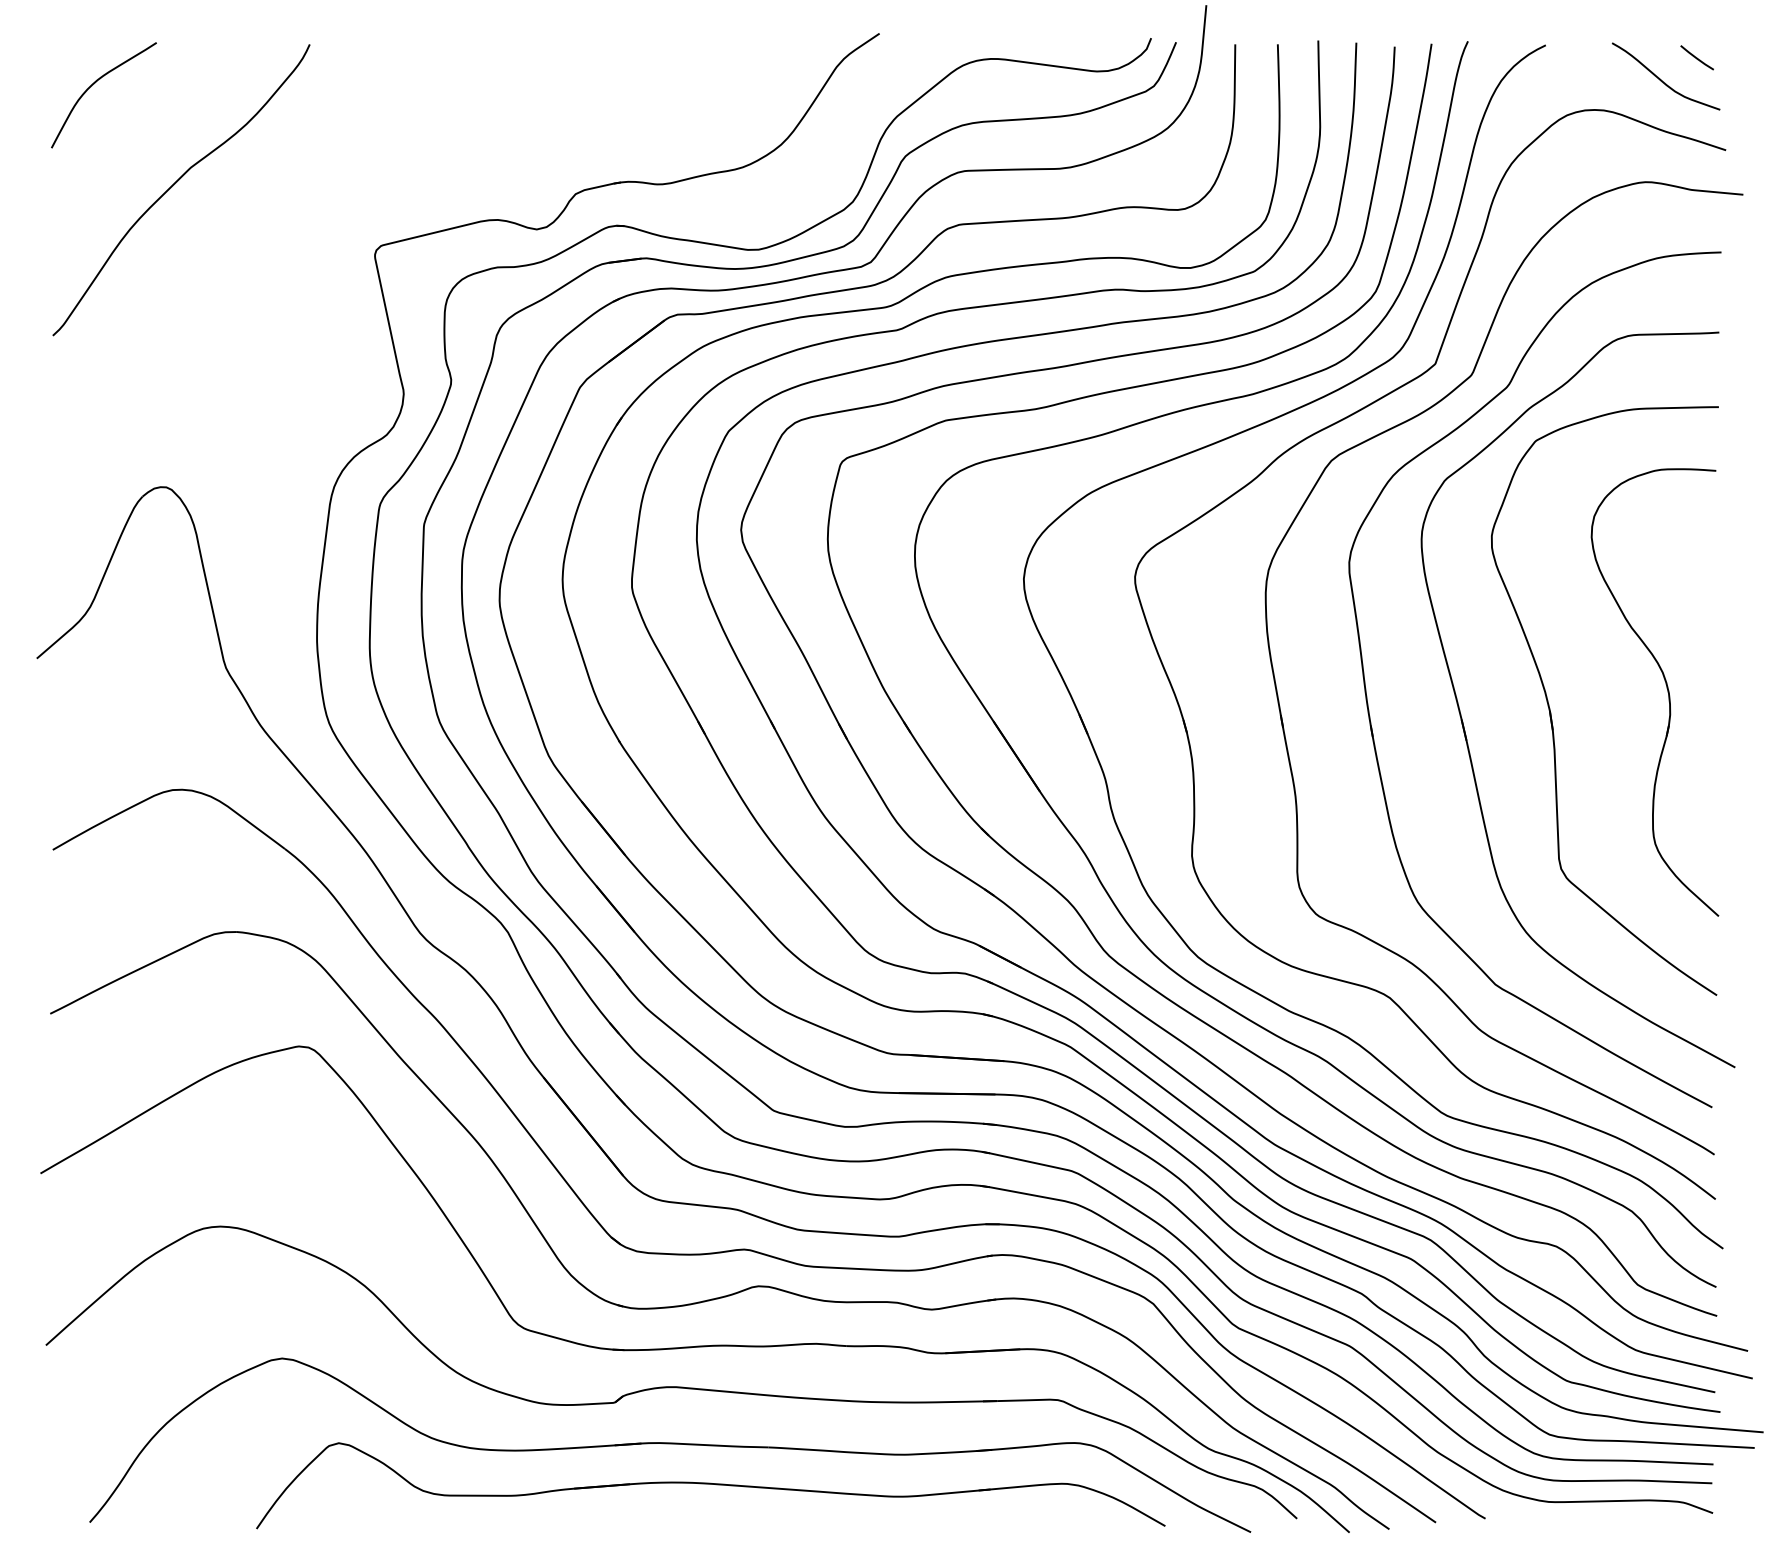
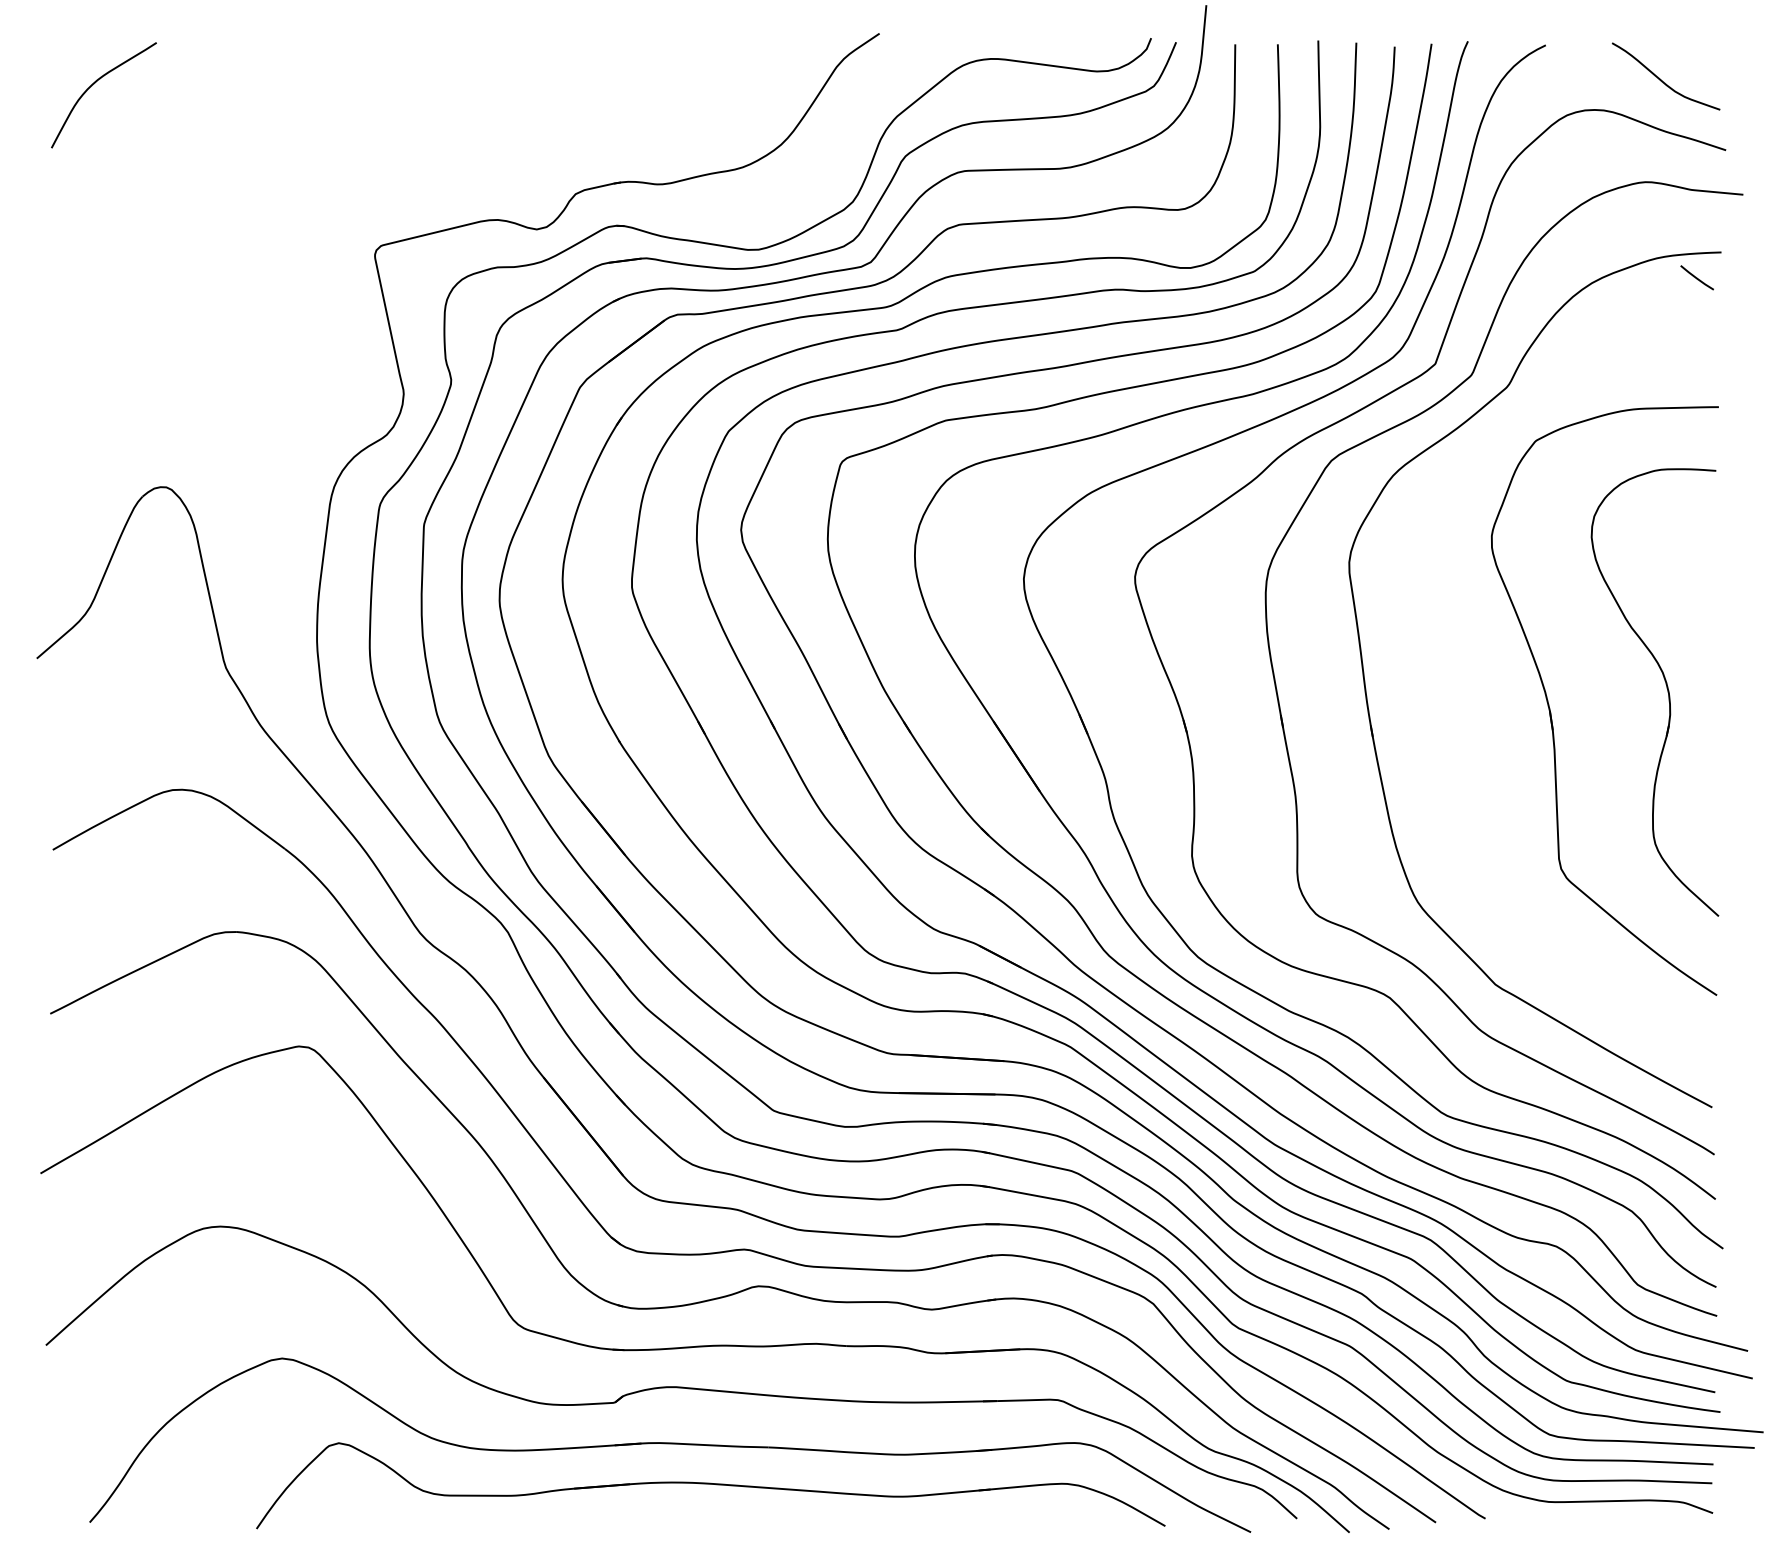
line position: (1696, 57) -> (1696, 277) (1696, 277)
curve: present -> none (175, 184)
part: present -> none (1463, 721)
